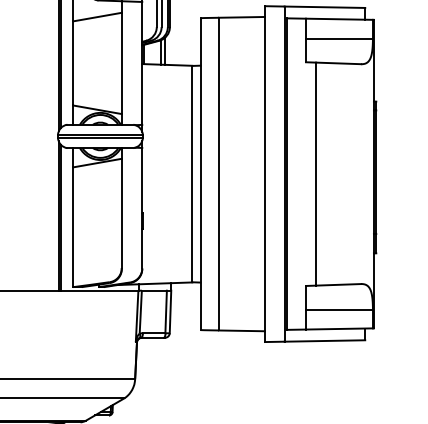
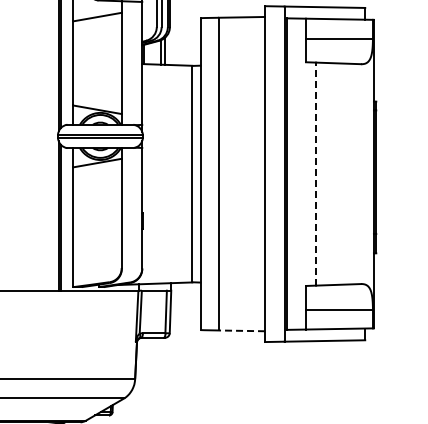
line: solid -> dashed (316, 174)
line: solid -> dashed (242, 330)
